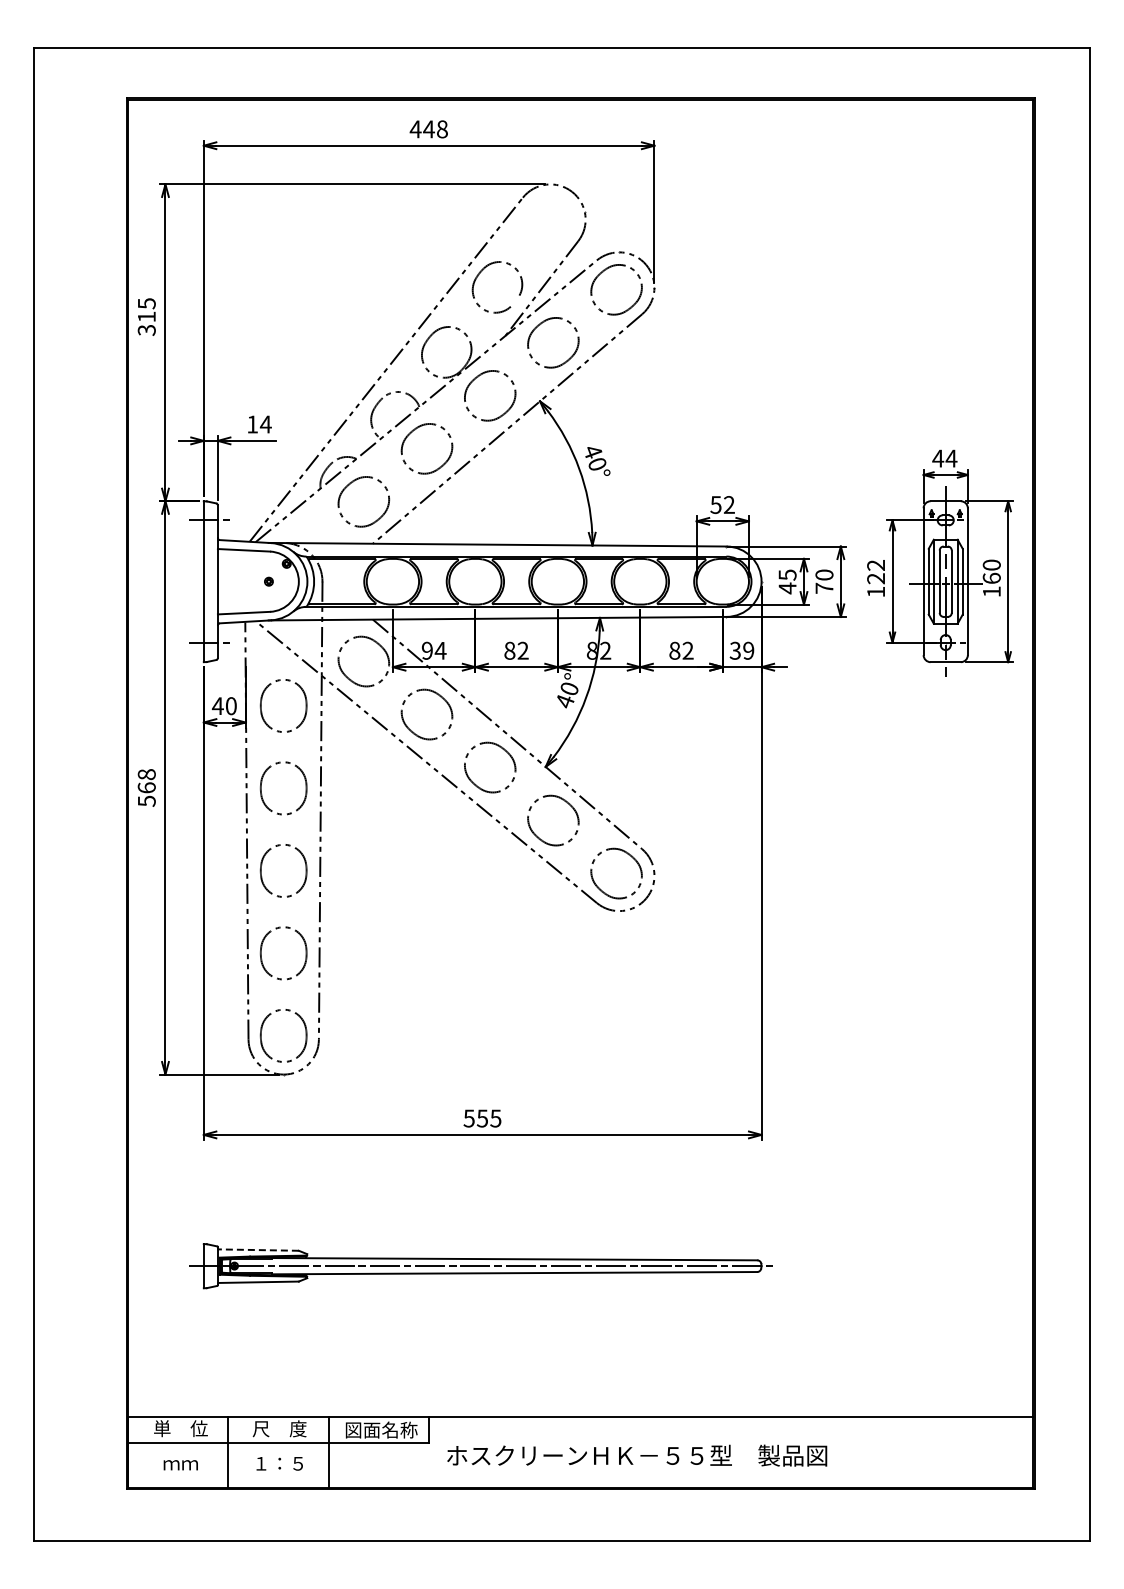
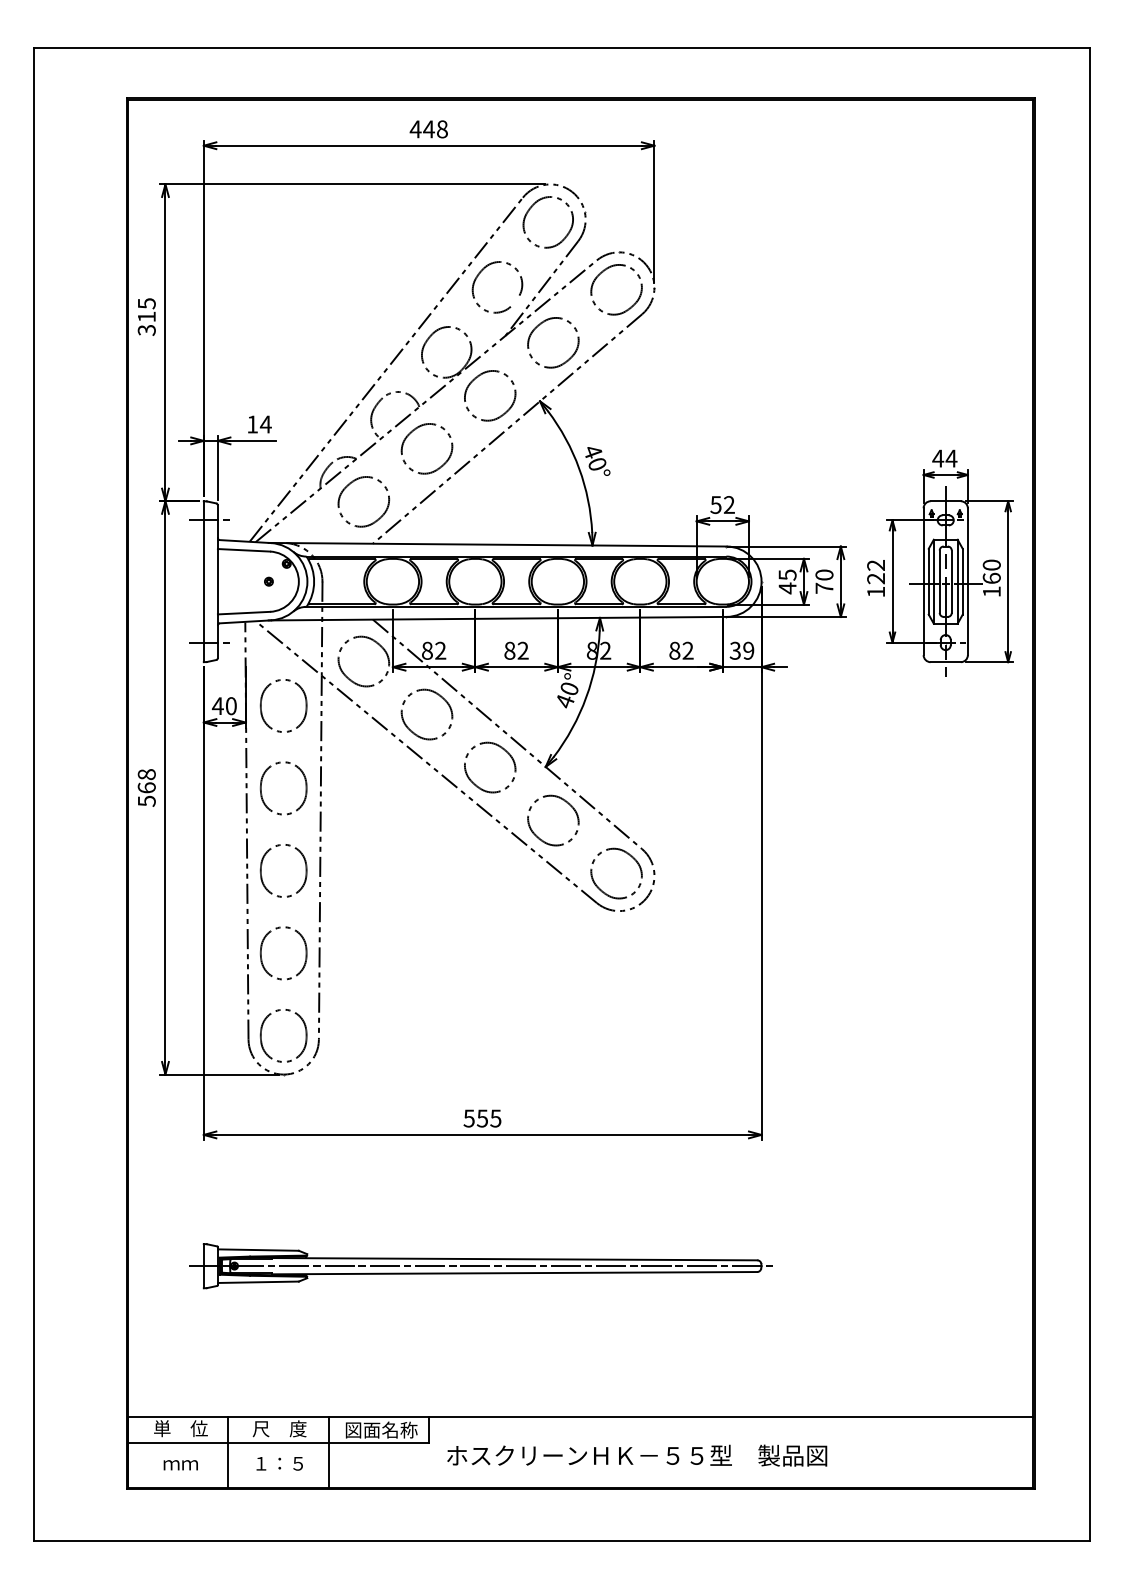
part: none -> present (529, 211)
text: 94 -> 82 (433, 650)
line: dashed -> solid (258, 1250)
